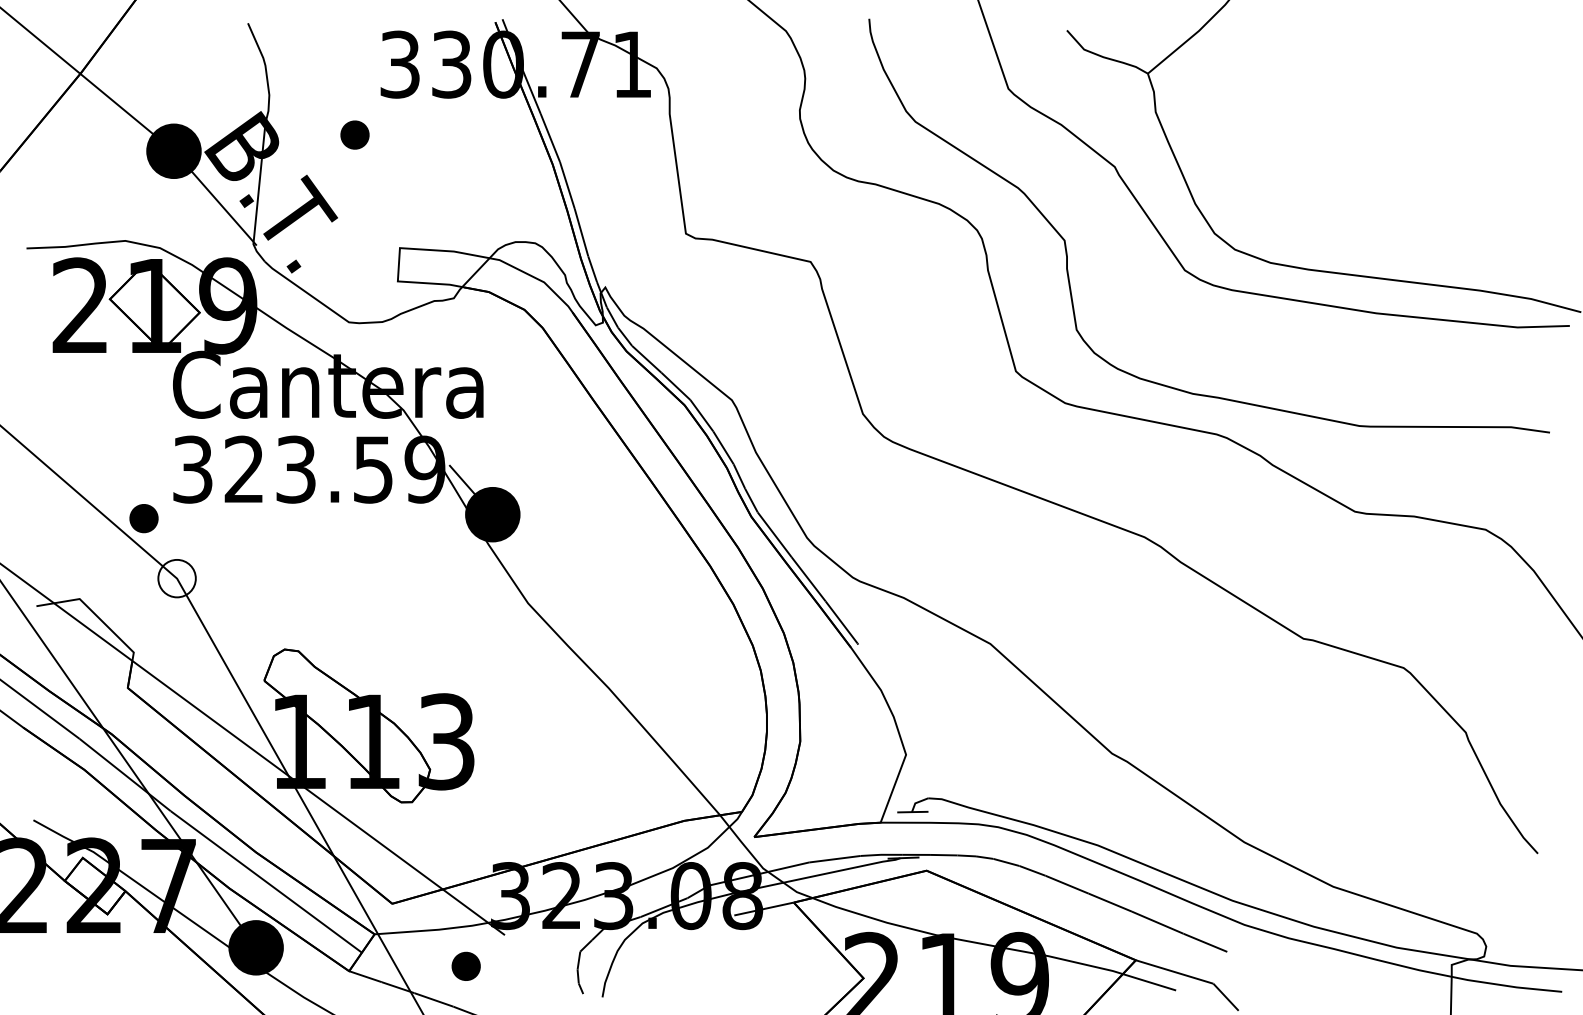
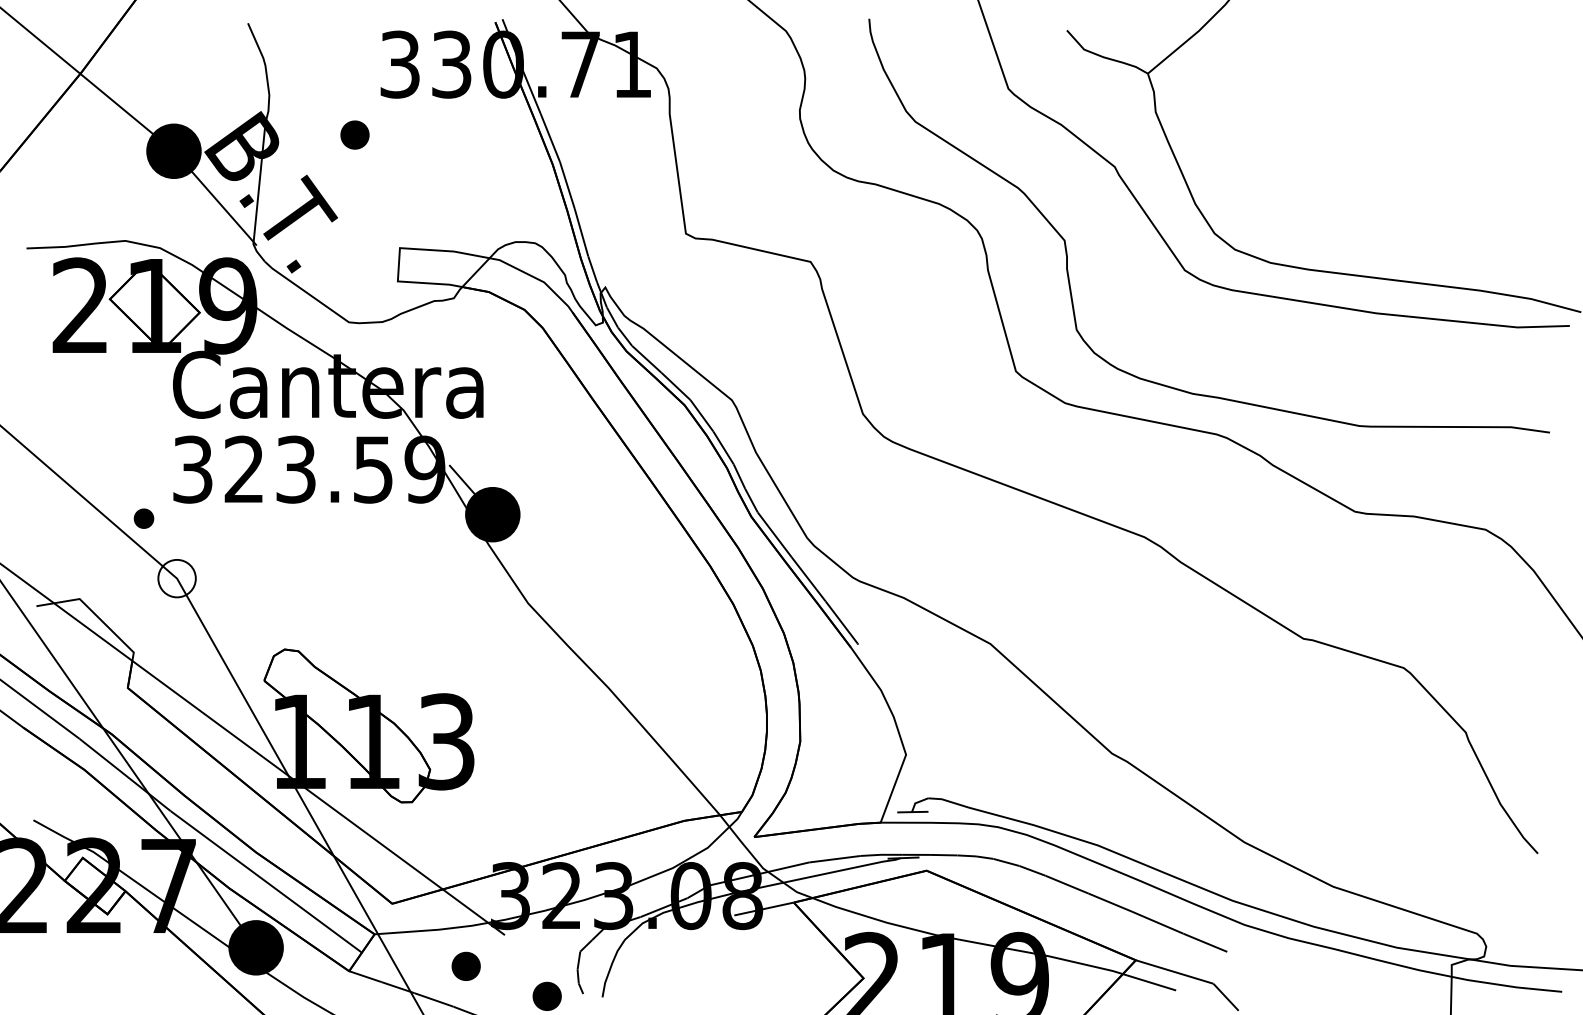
part size: 30x30 px -> 22x21 px (143, 518)
part: none -> present (546, 995)
